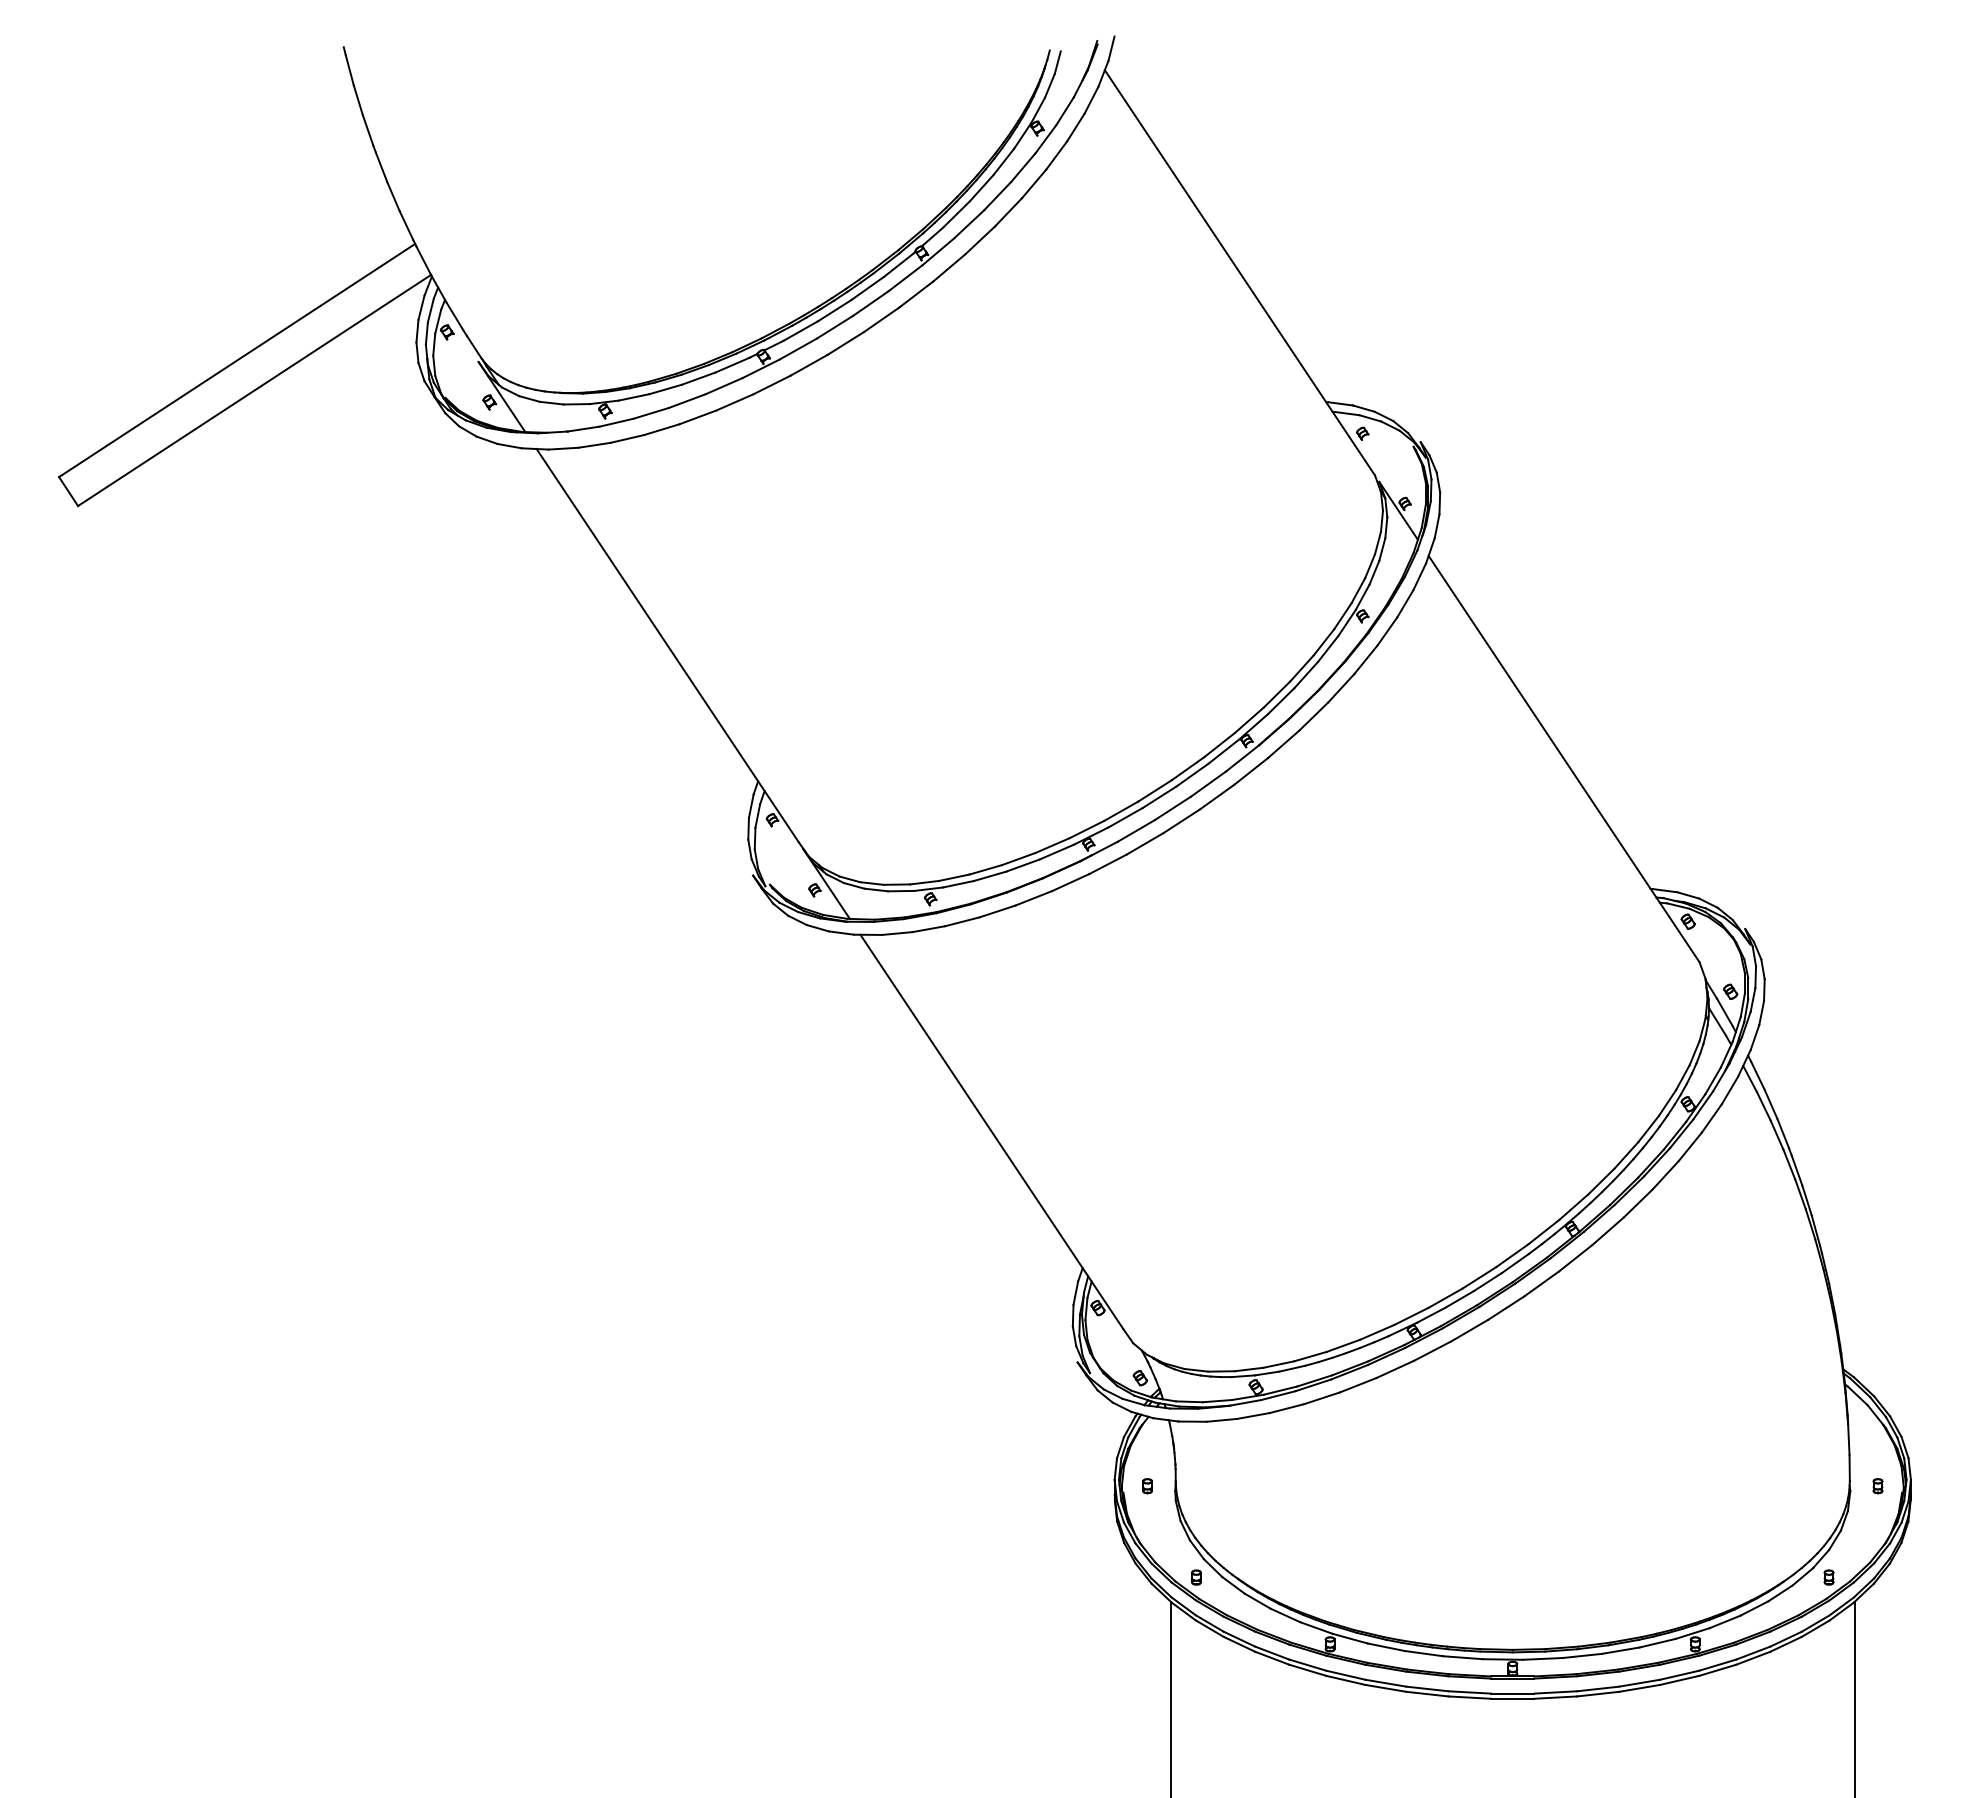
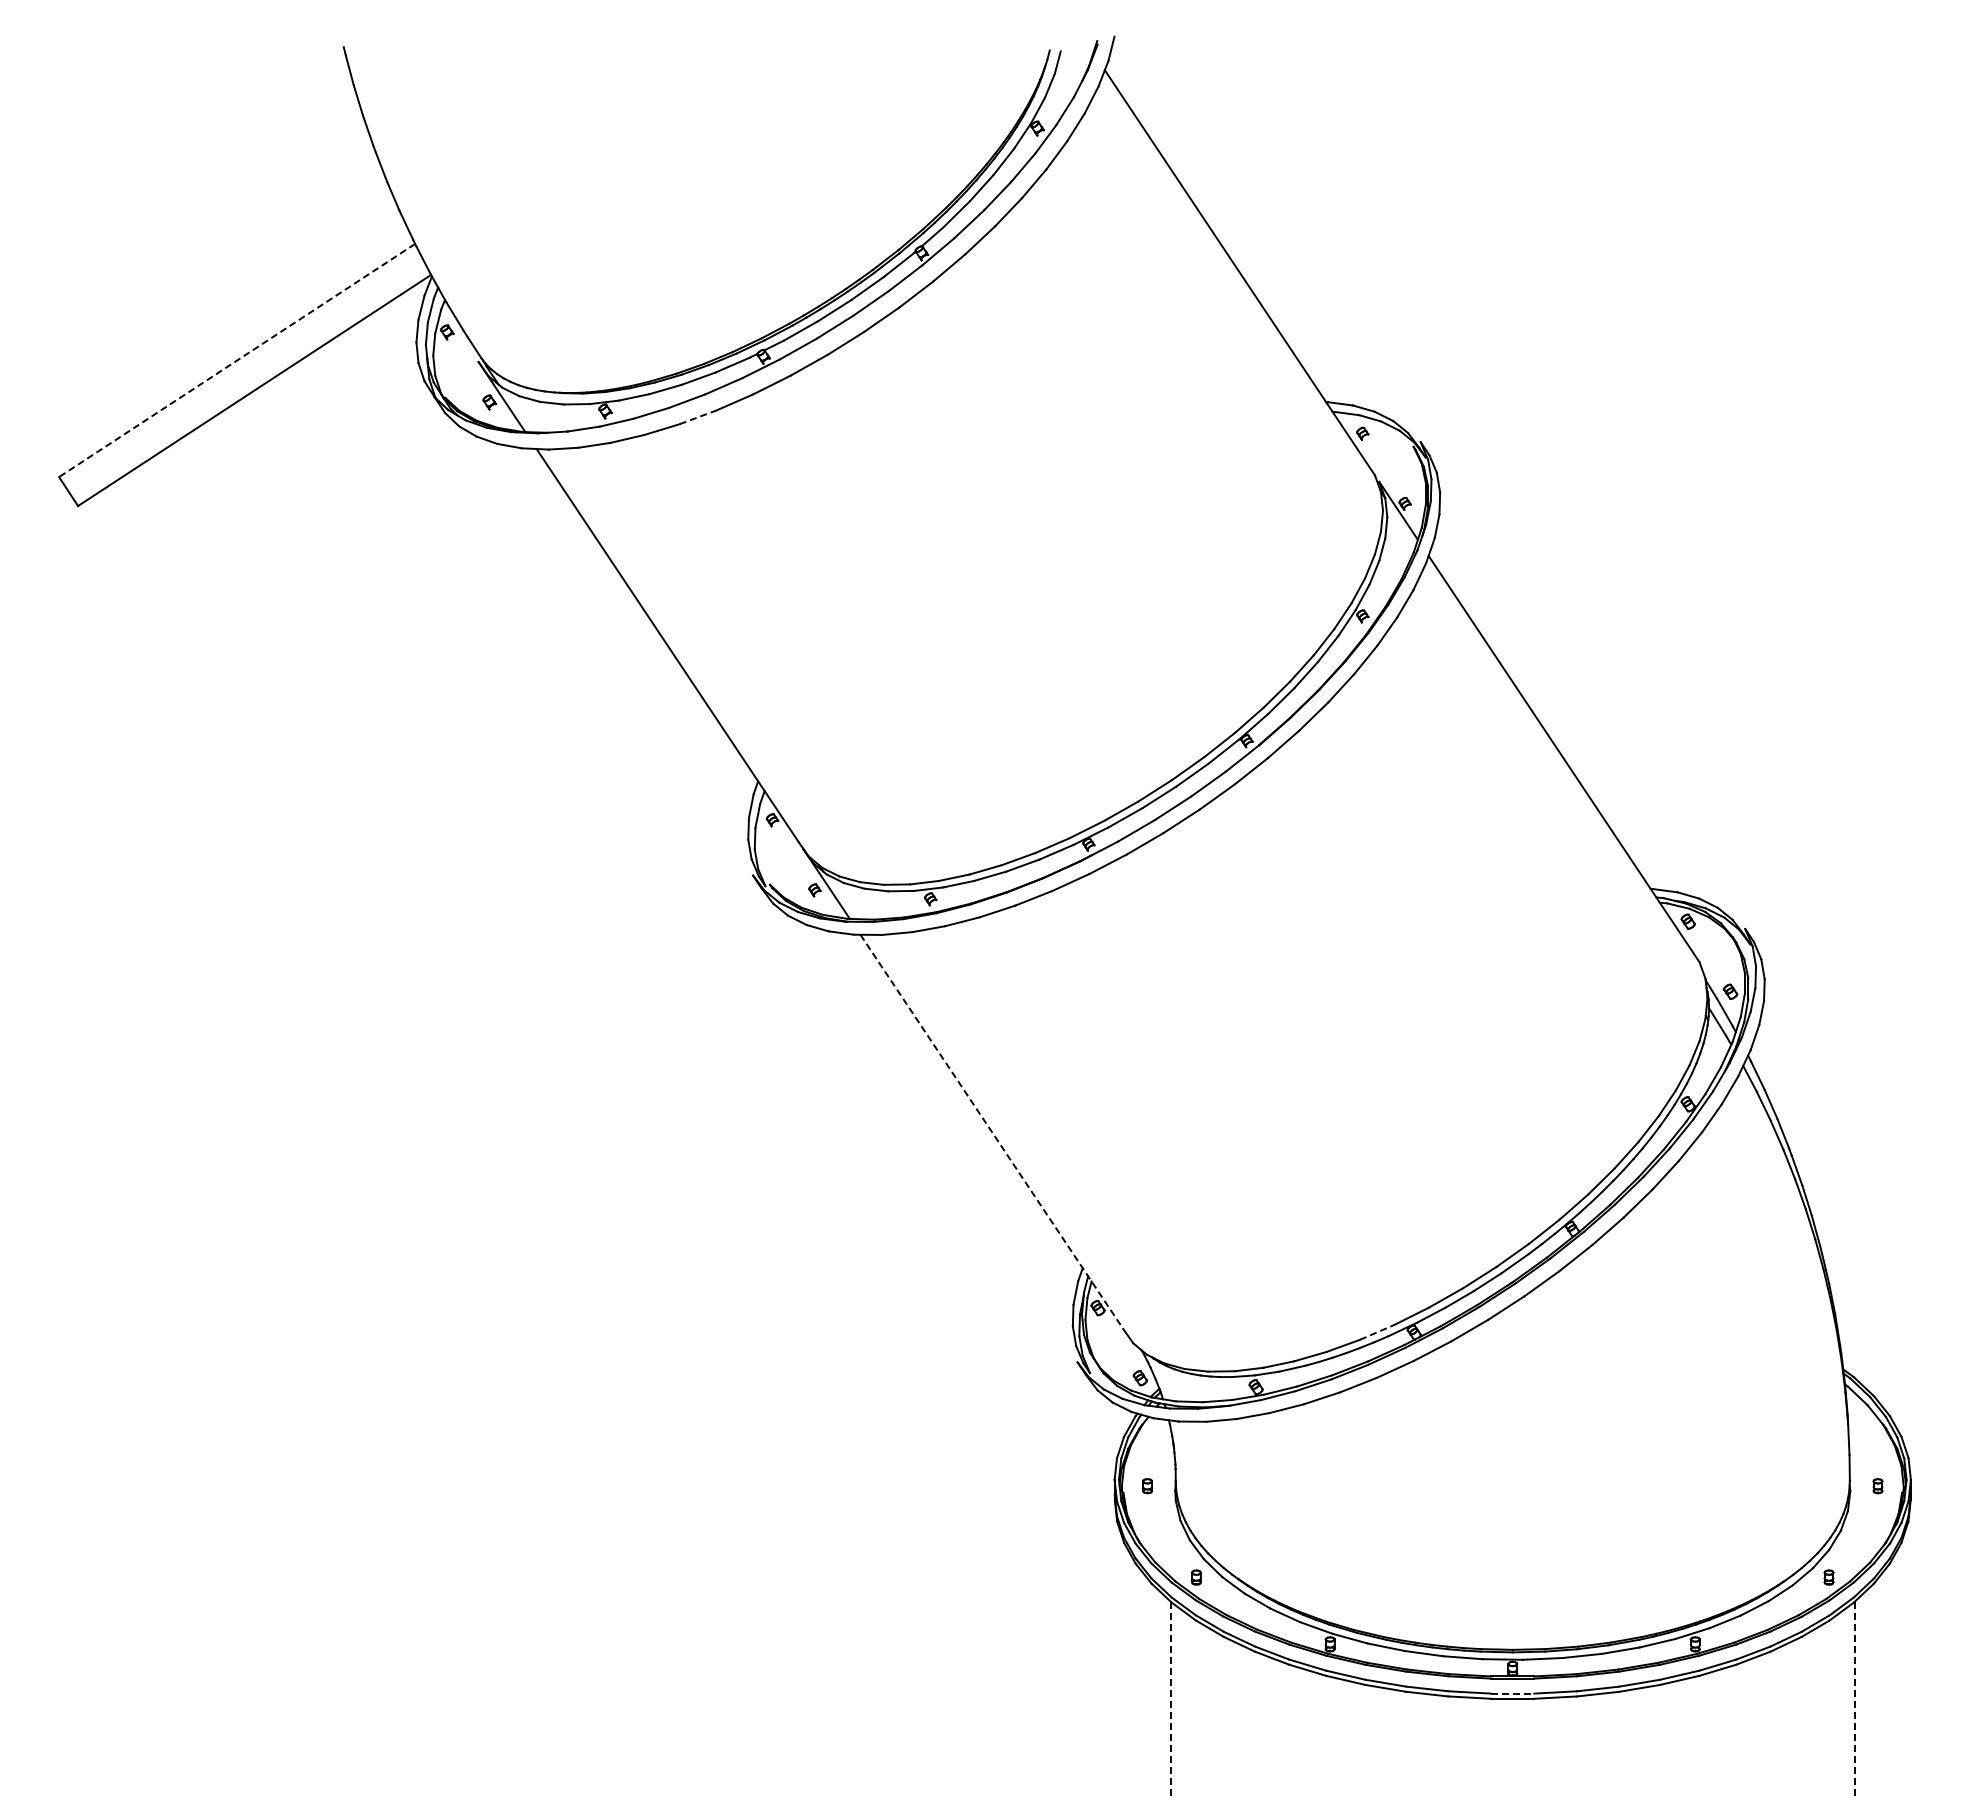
line: solid -> dashed (237, 360)
line: solid -> dashed (698, 417)
line: solid -> dashed (992, 1132)
line: solid -> dashed (1377, 1332)
line: solid -> dashed (1512, 1693)
line: solid -> dashed (1170, 1699)
line: solid -> dashed (1854, 1699)
